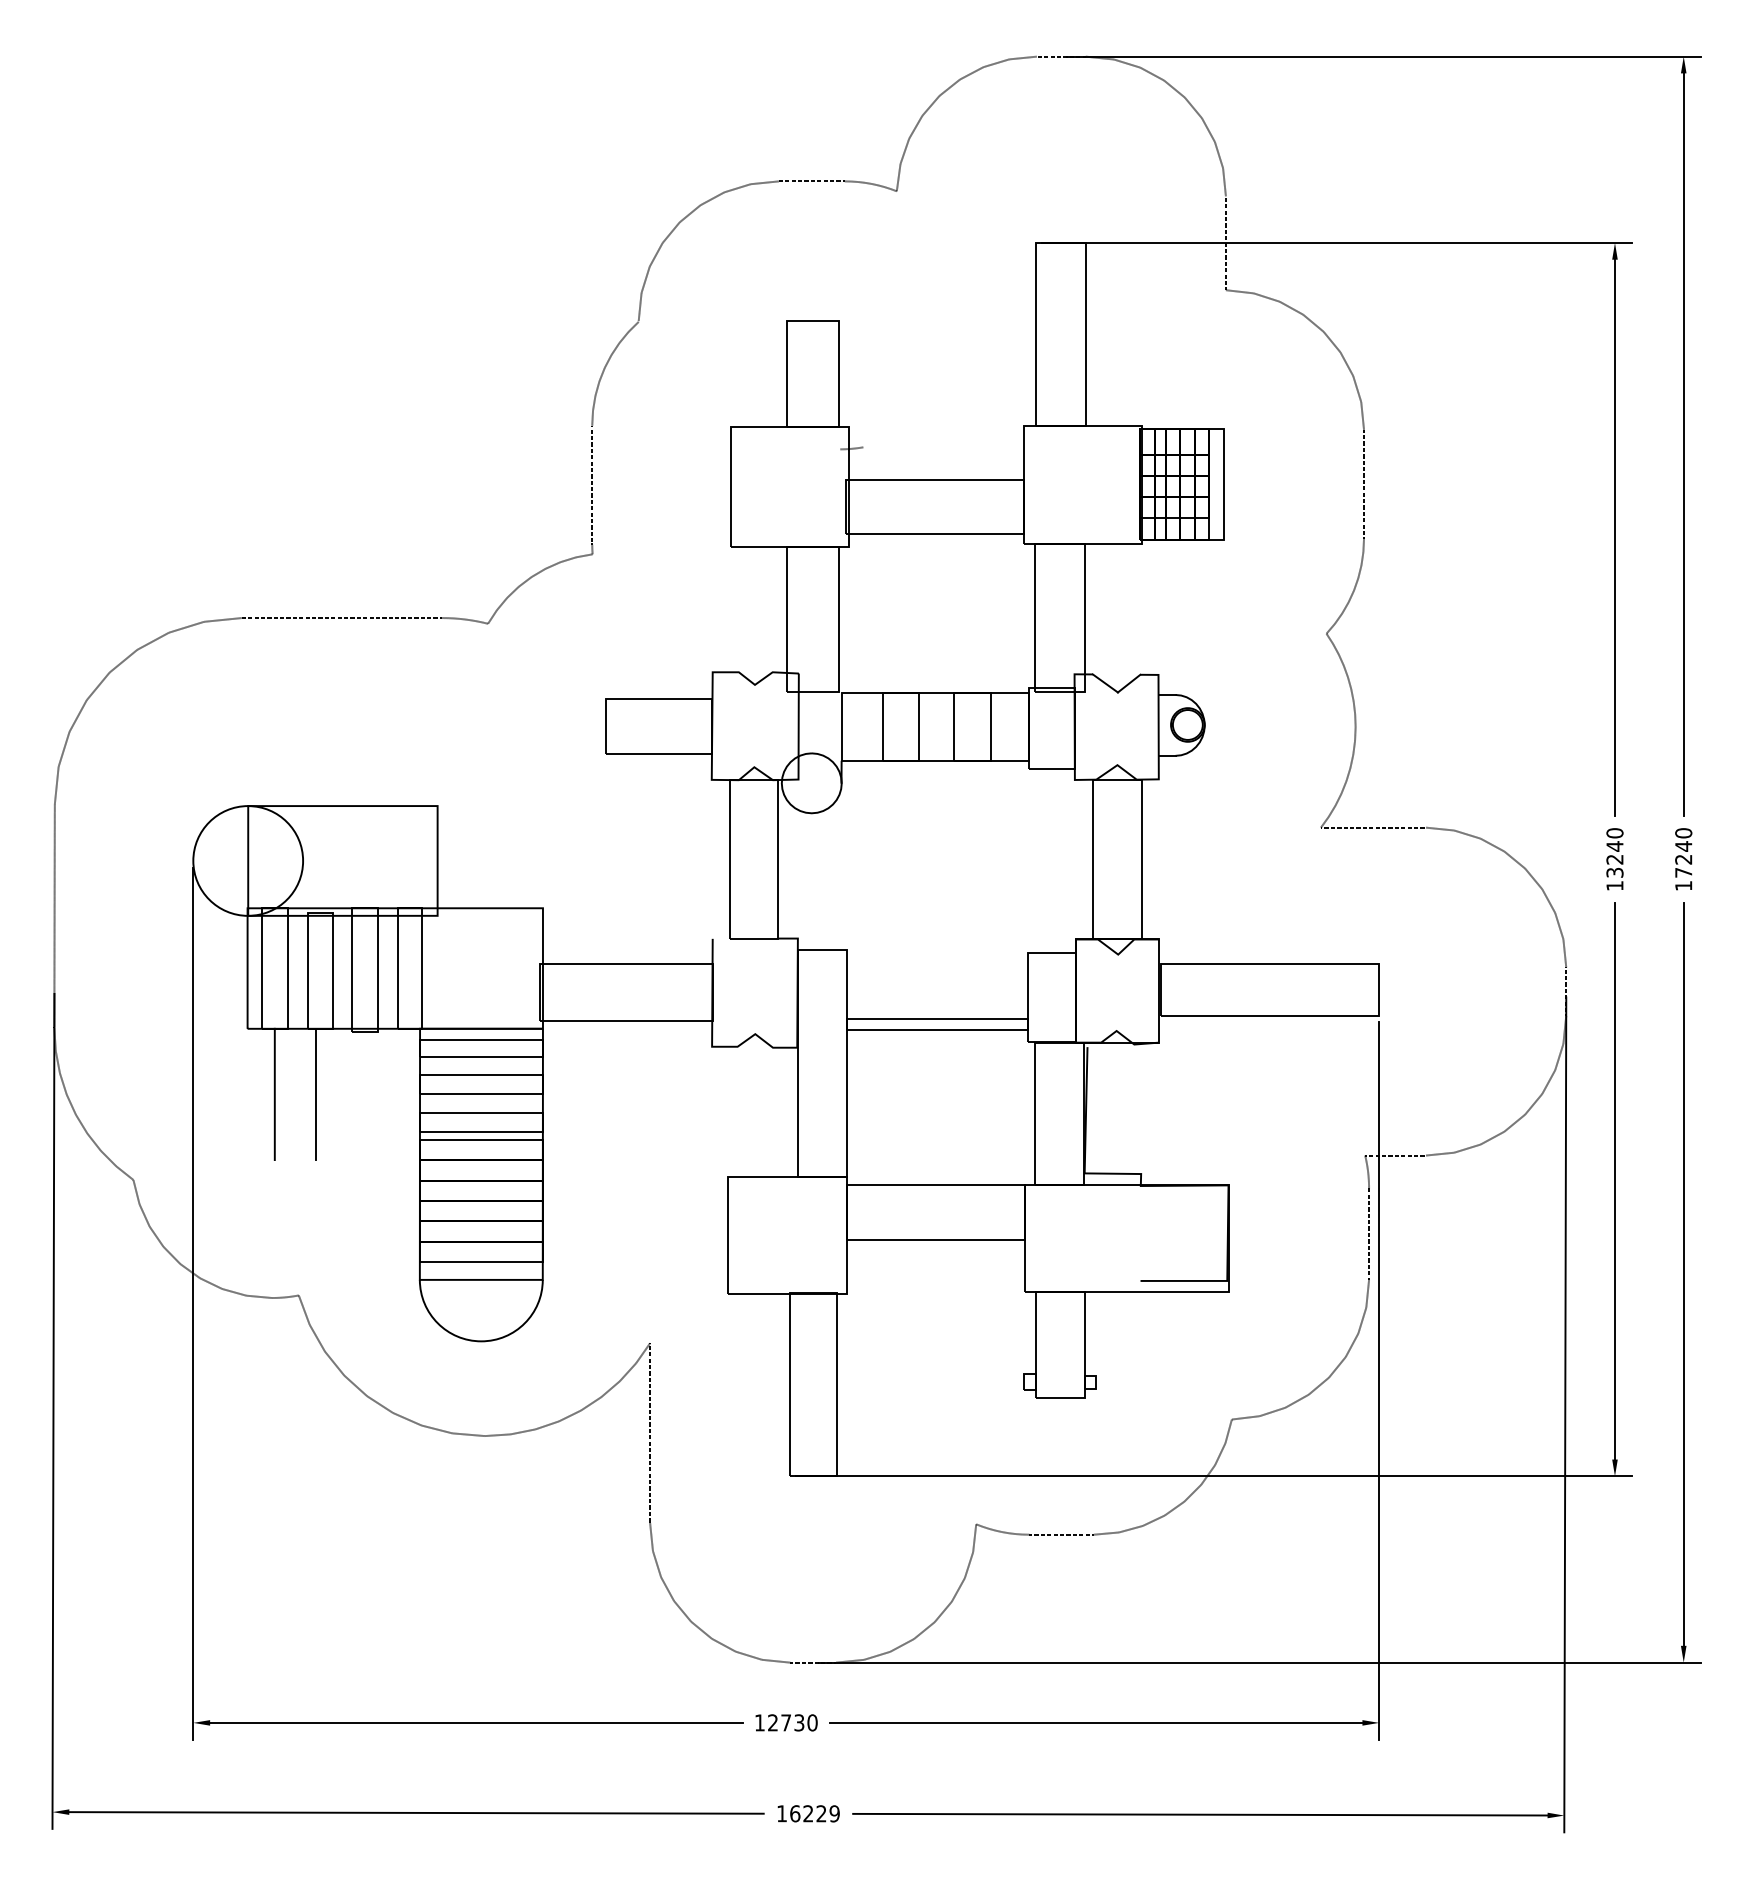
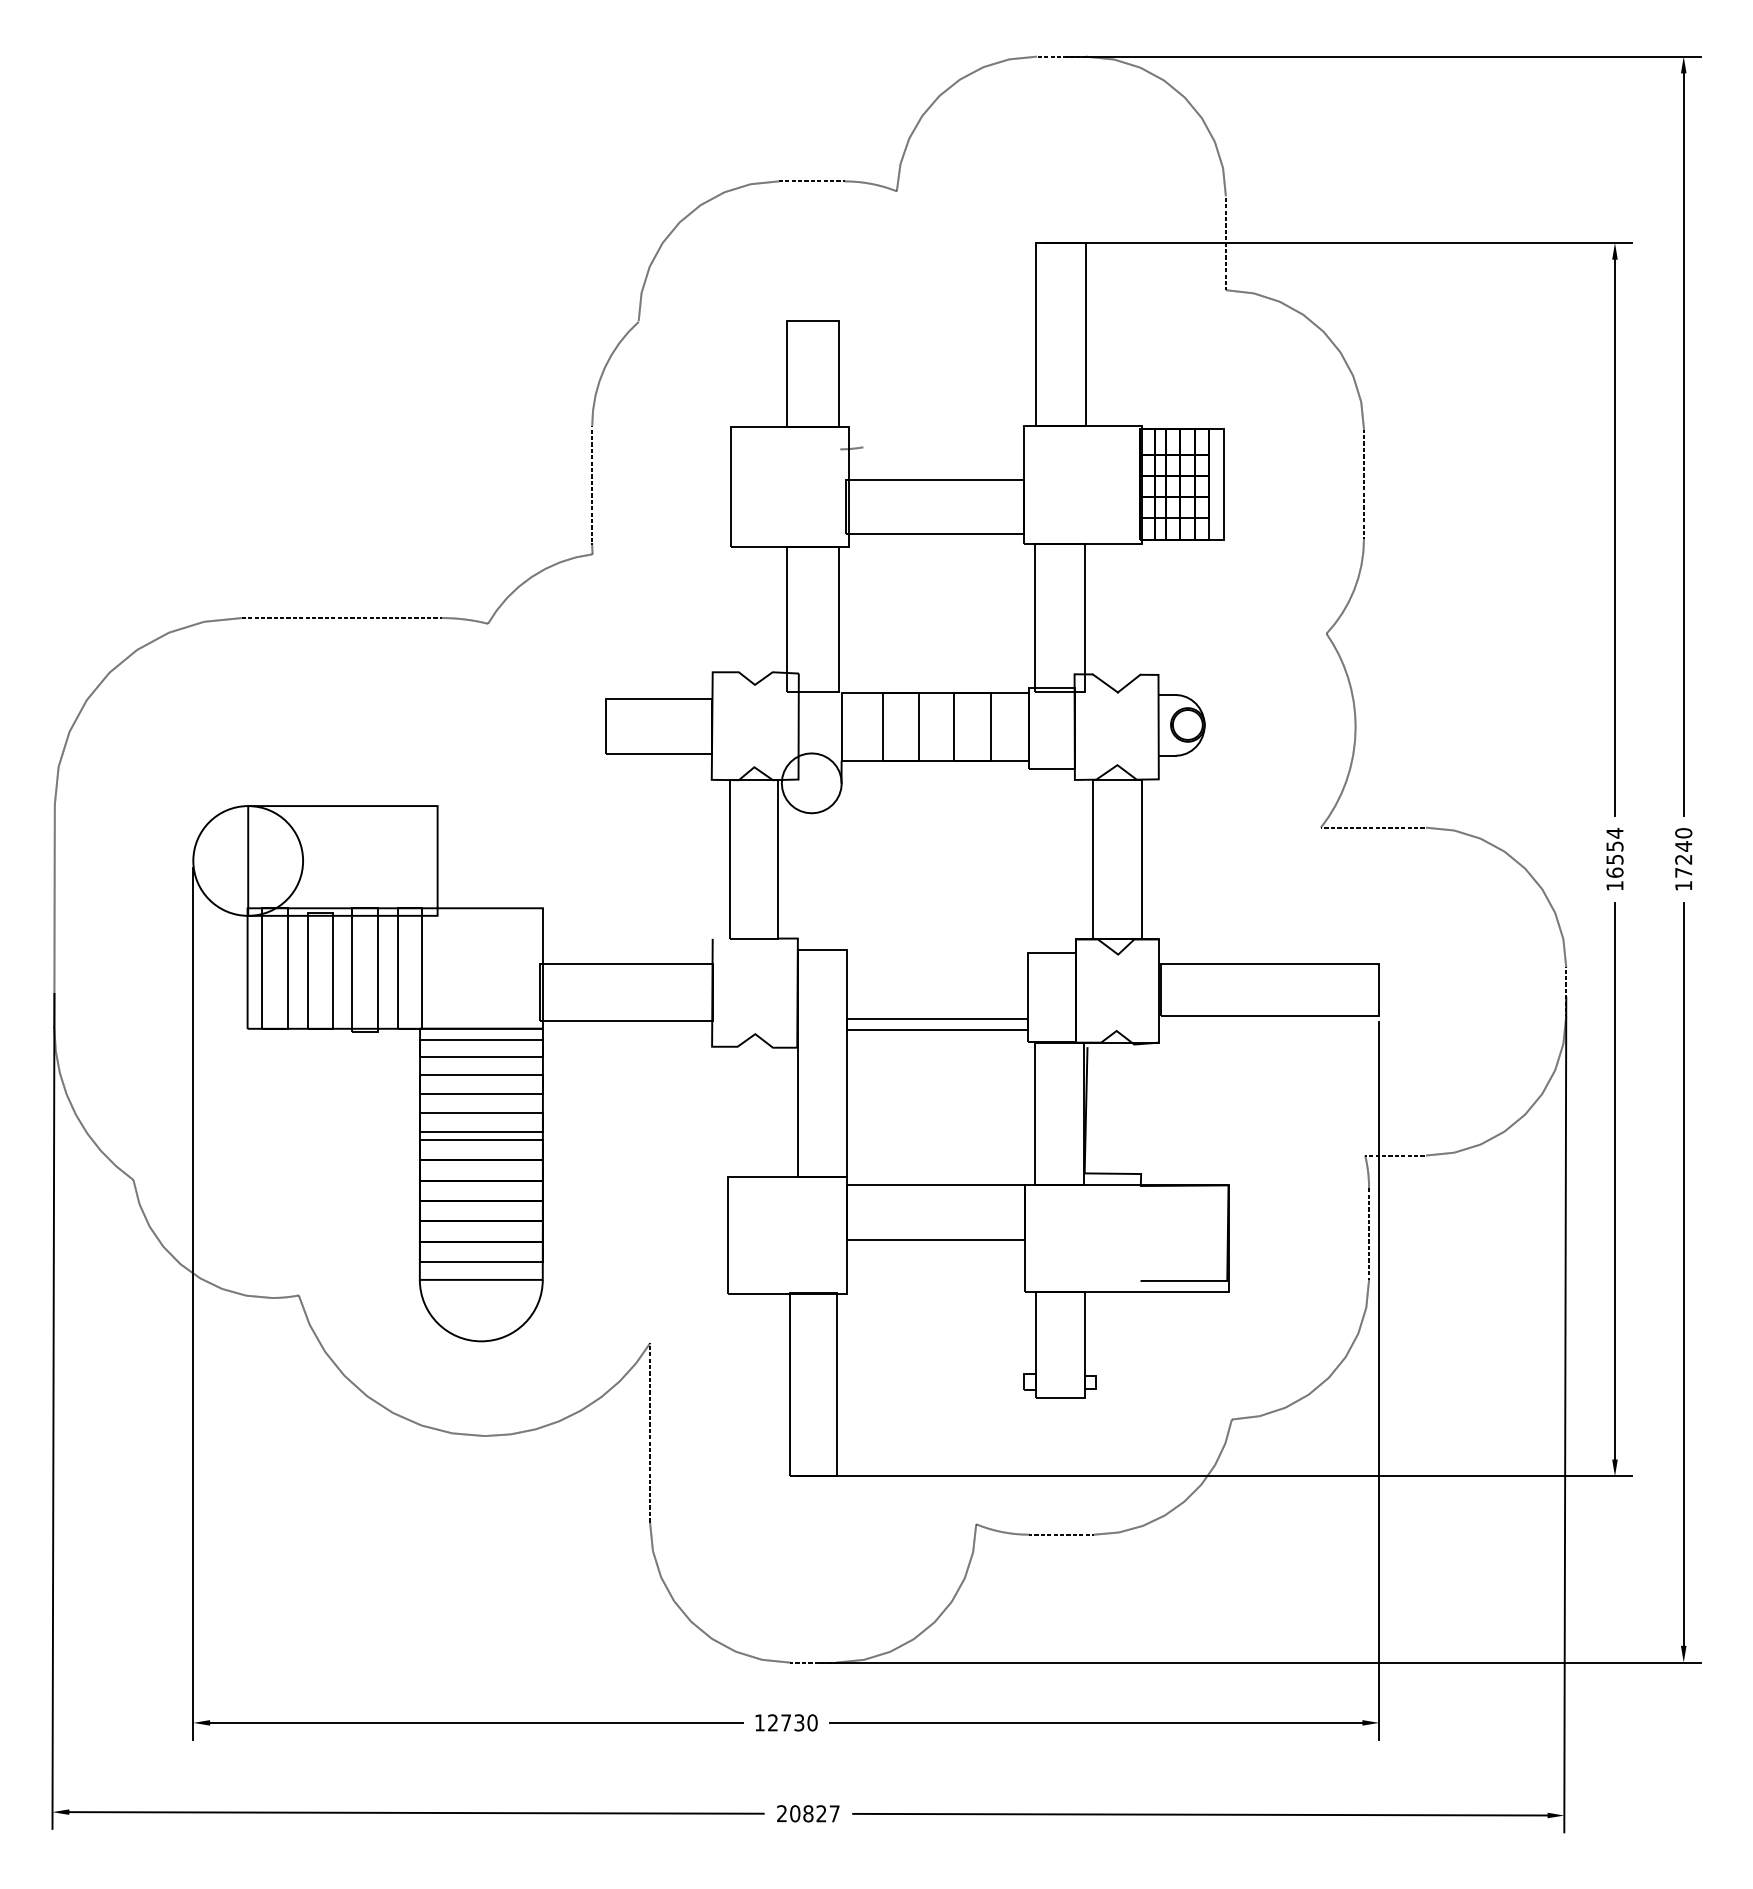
text: 13240 -> 16554 (1614, 852)
line: present -> none (274, 1094)
line: present -> none (315, 1094)
text: 16229 -> 20827 (808, 1813)
